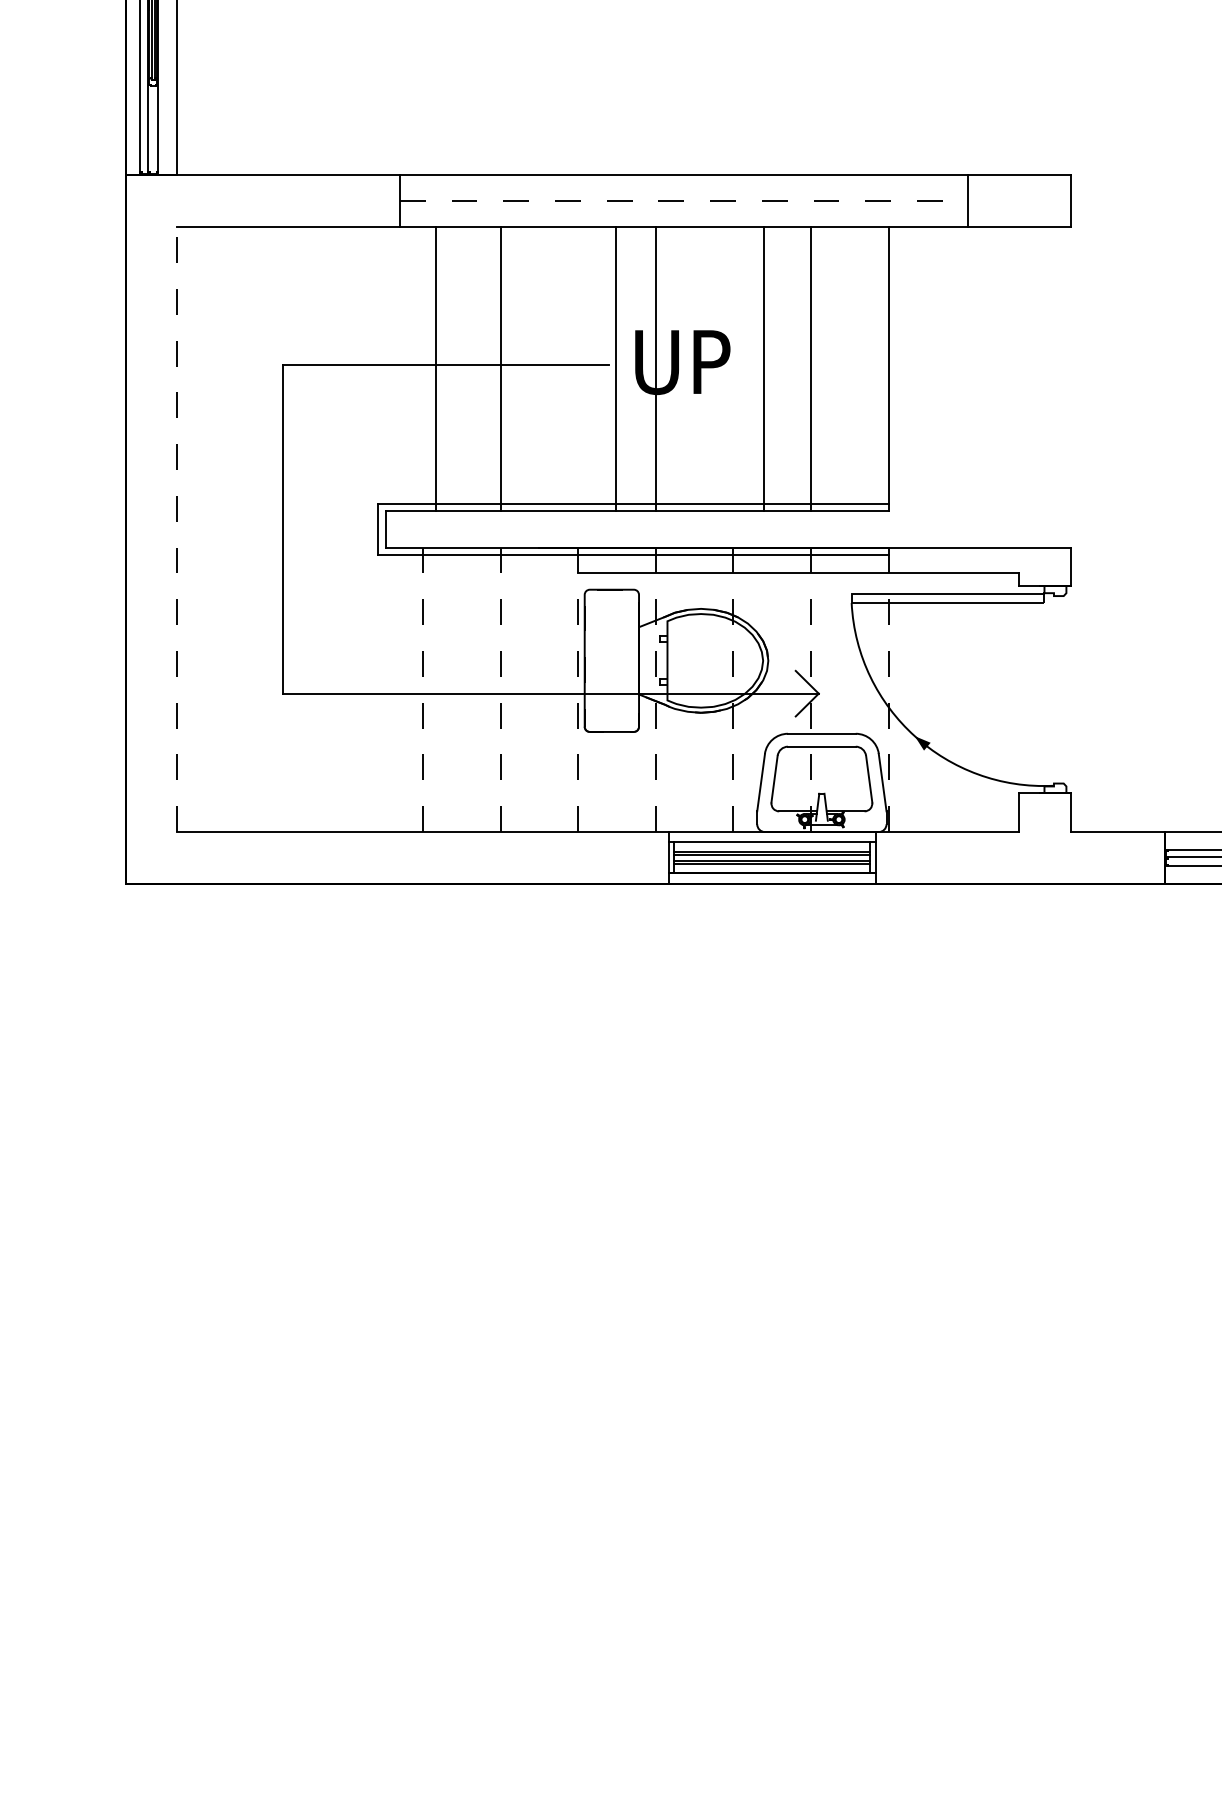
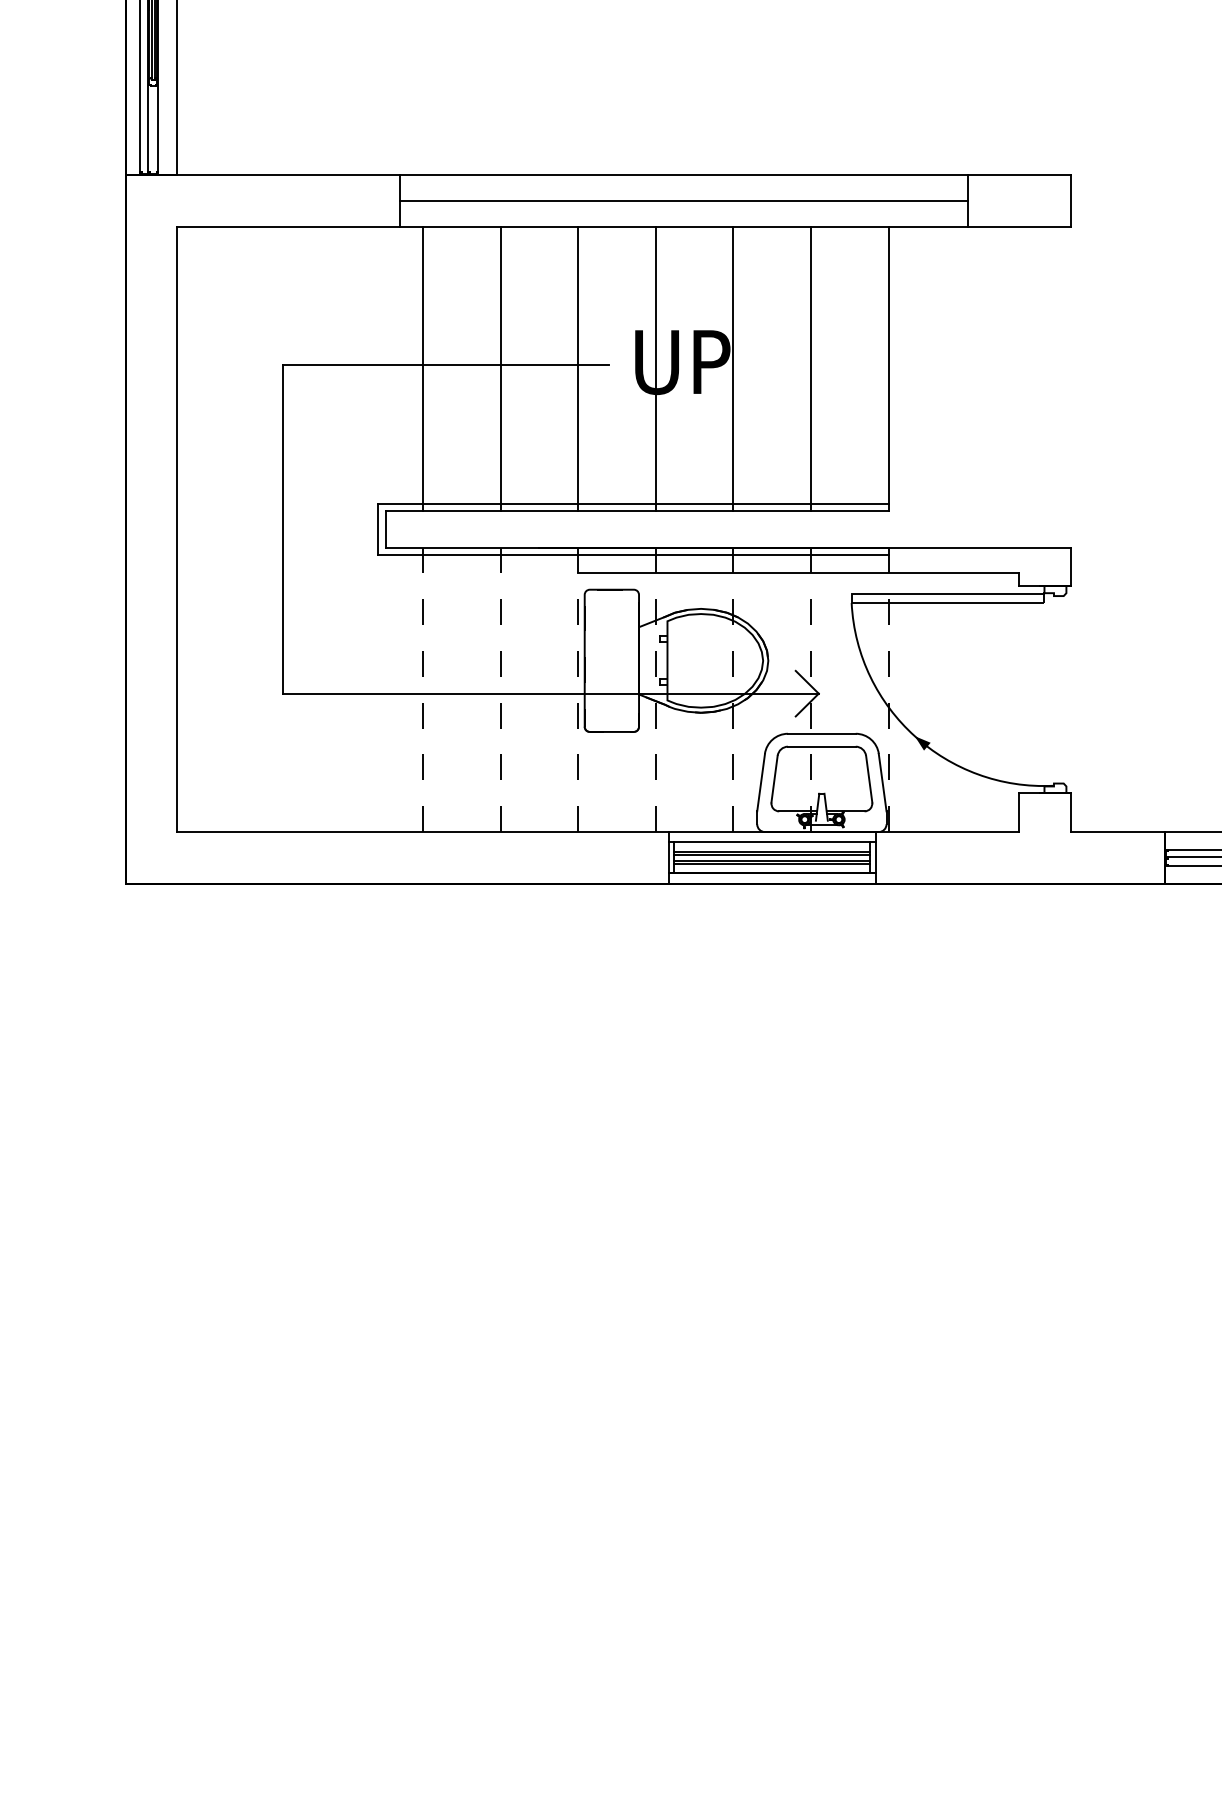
line: dashed -> solid (683, 200)
line position: (436, 368) -> (423, 368) (423, 368)
line position: (616, 368) -> (578, 368) (578, 368)
line position: (764, 368) -> (733, 368) (733, 368)
line: dashed -> solid (177, 529)
